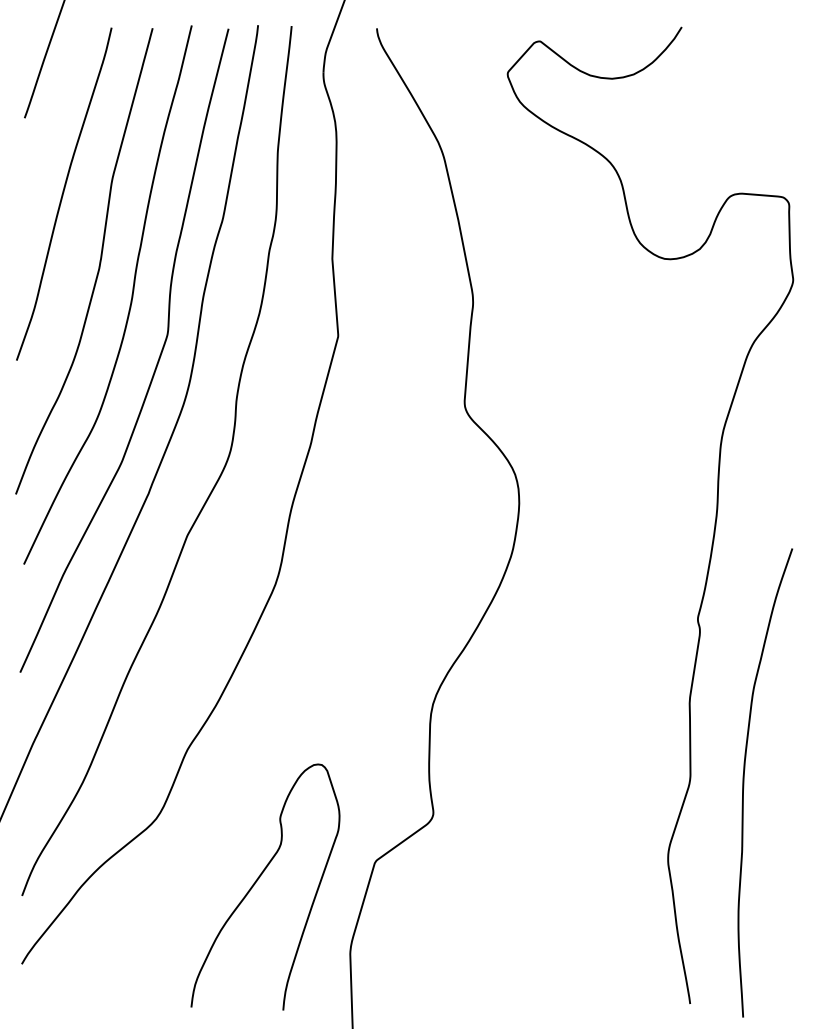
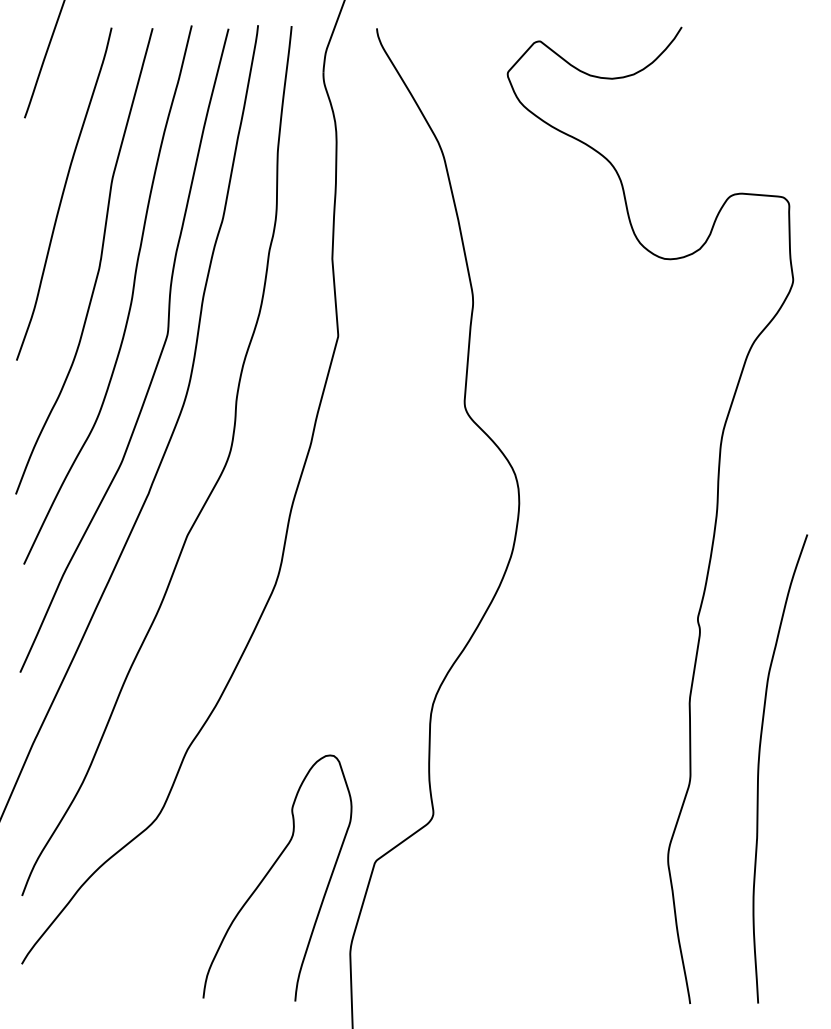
curve position: (744, 782) -> (759, 768) (759, 768)
curve position: (257, 881) -> (269, 872) (269, 872)
